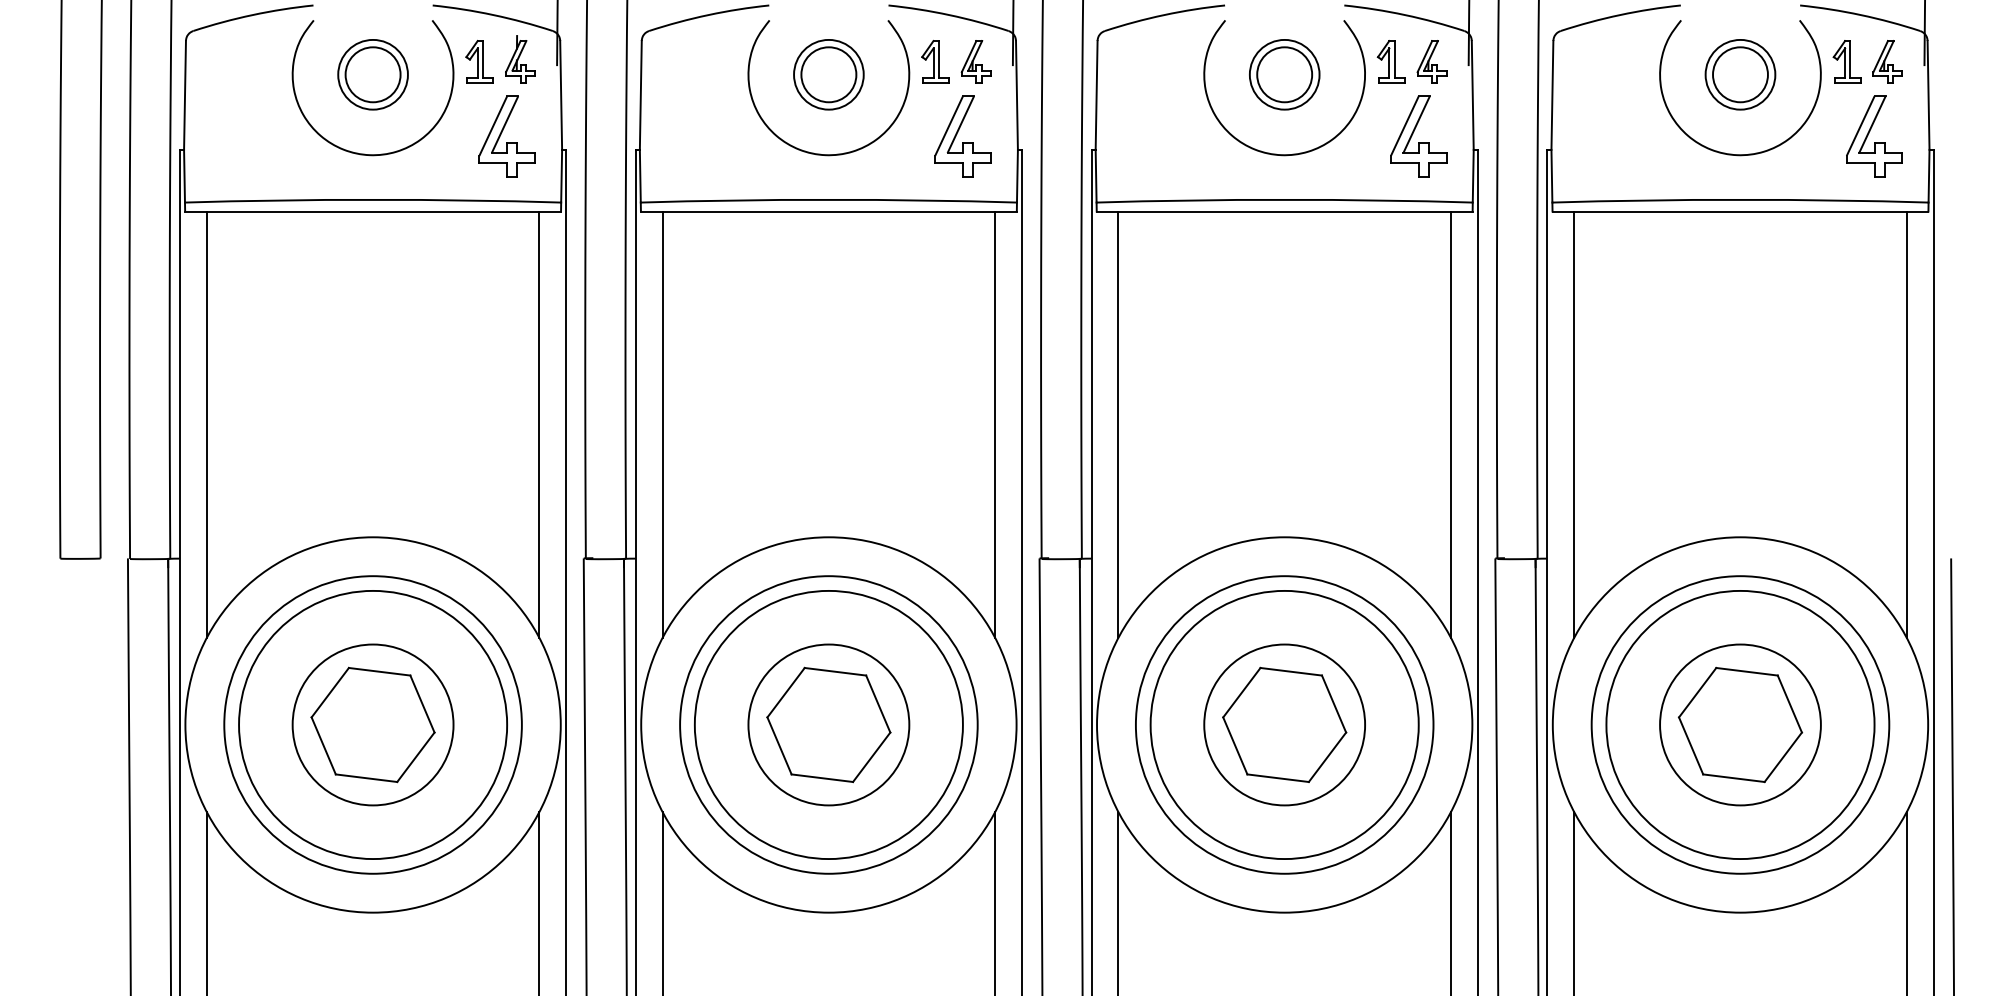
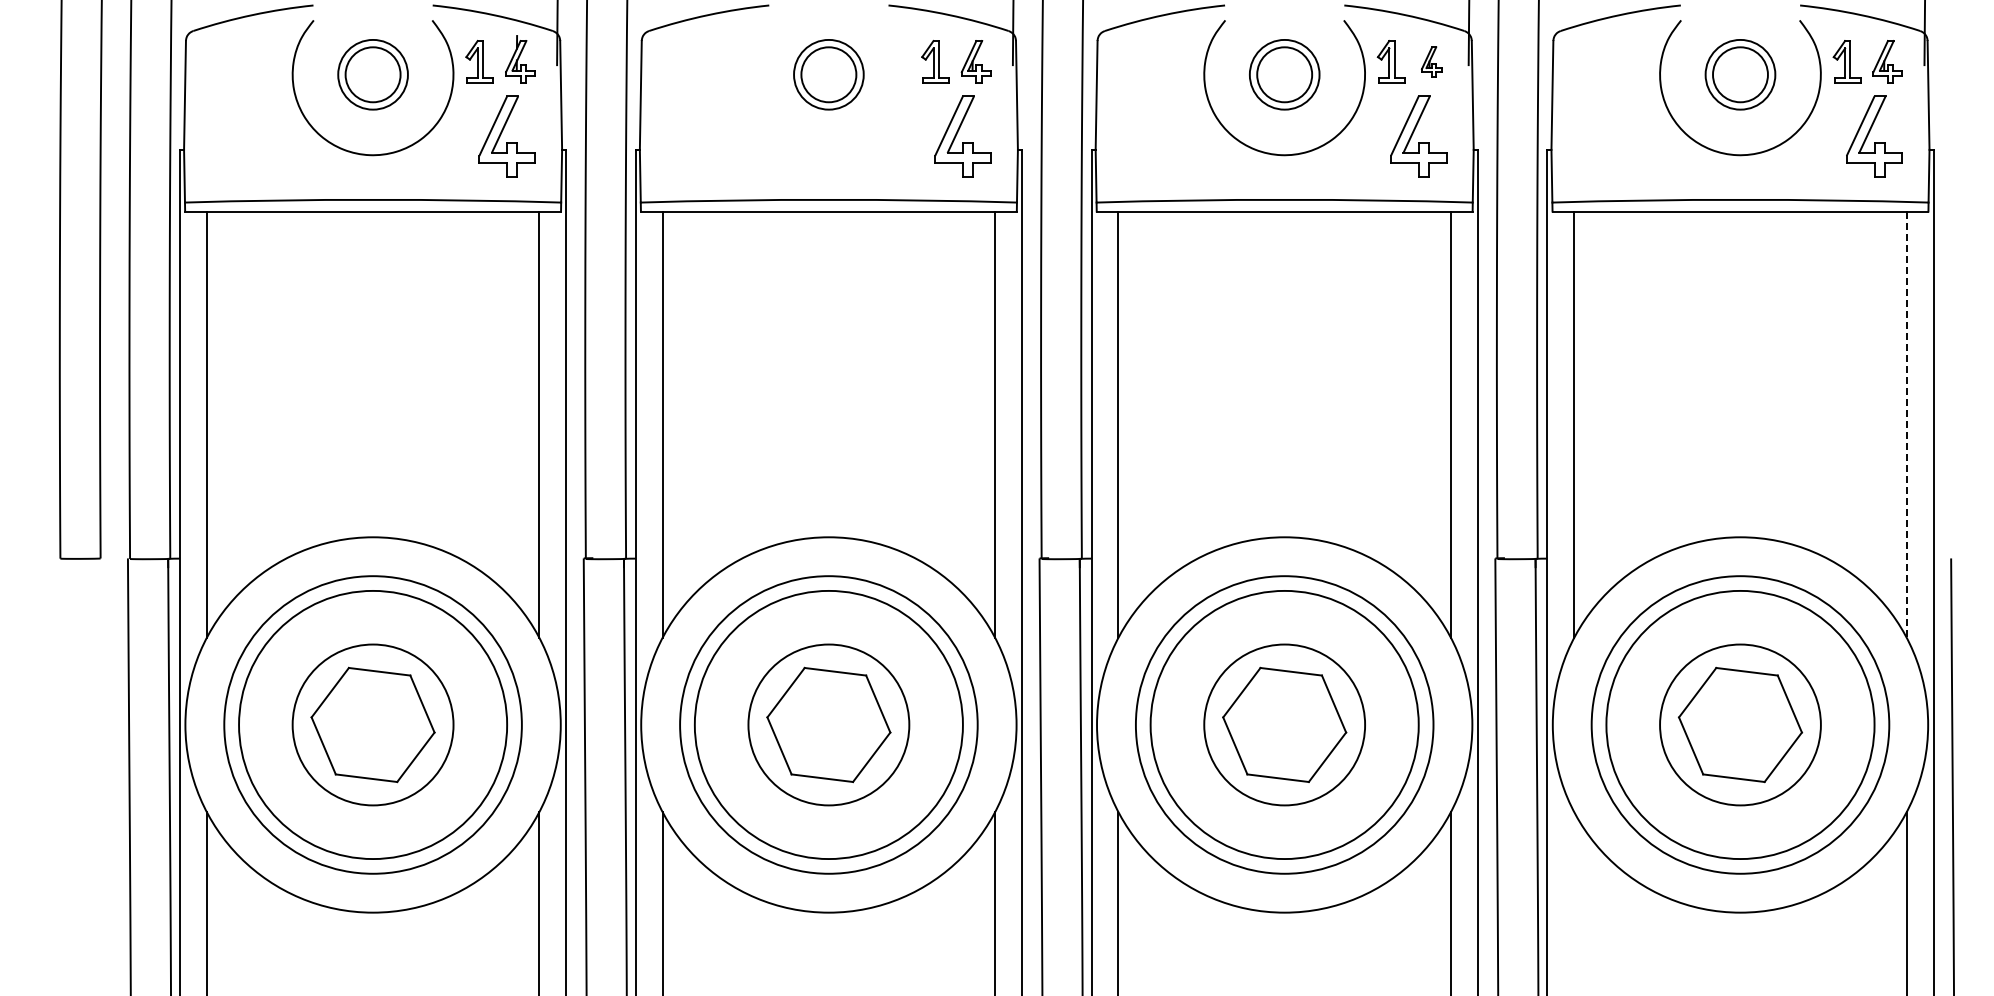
part size: 32x44 px -> 22x32 px (1431, 61)
curve: present -> none (820, 153)
line: solid -> dashed (1906, 425)
line: present -> none (1574, 902)
